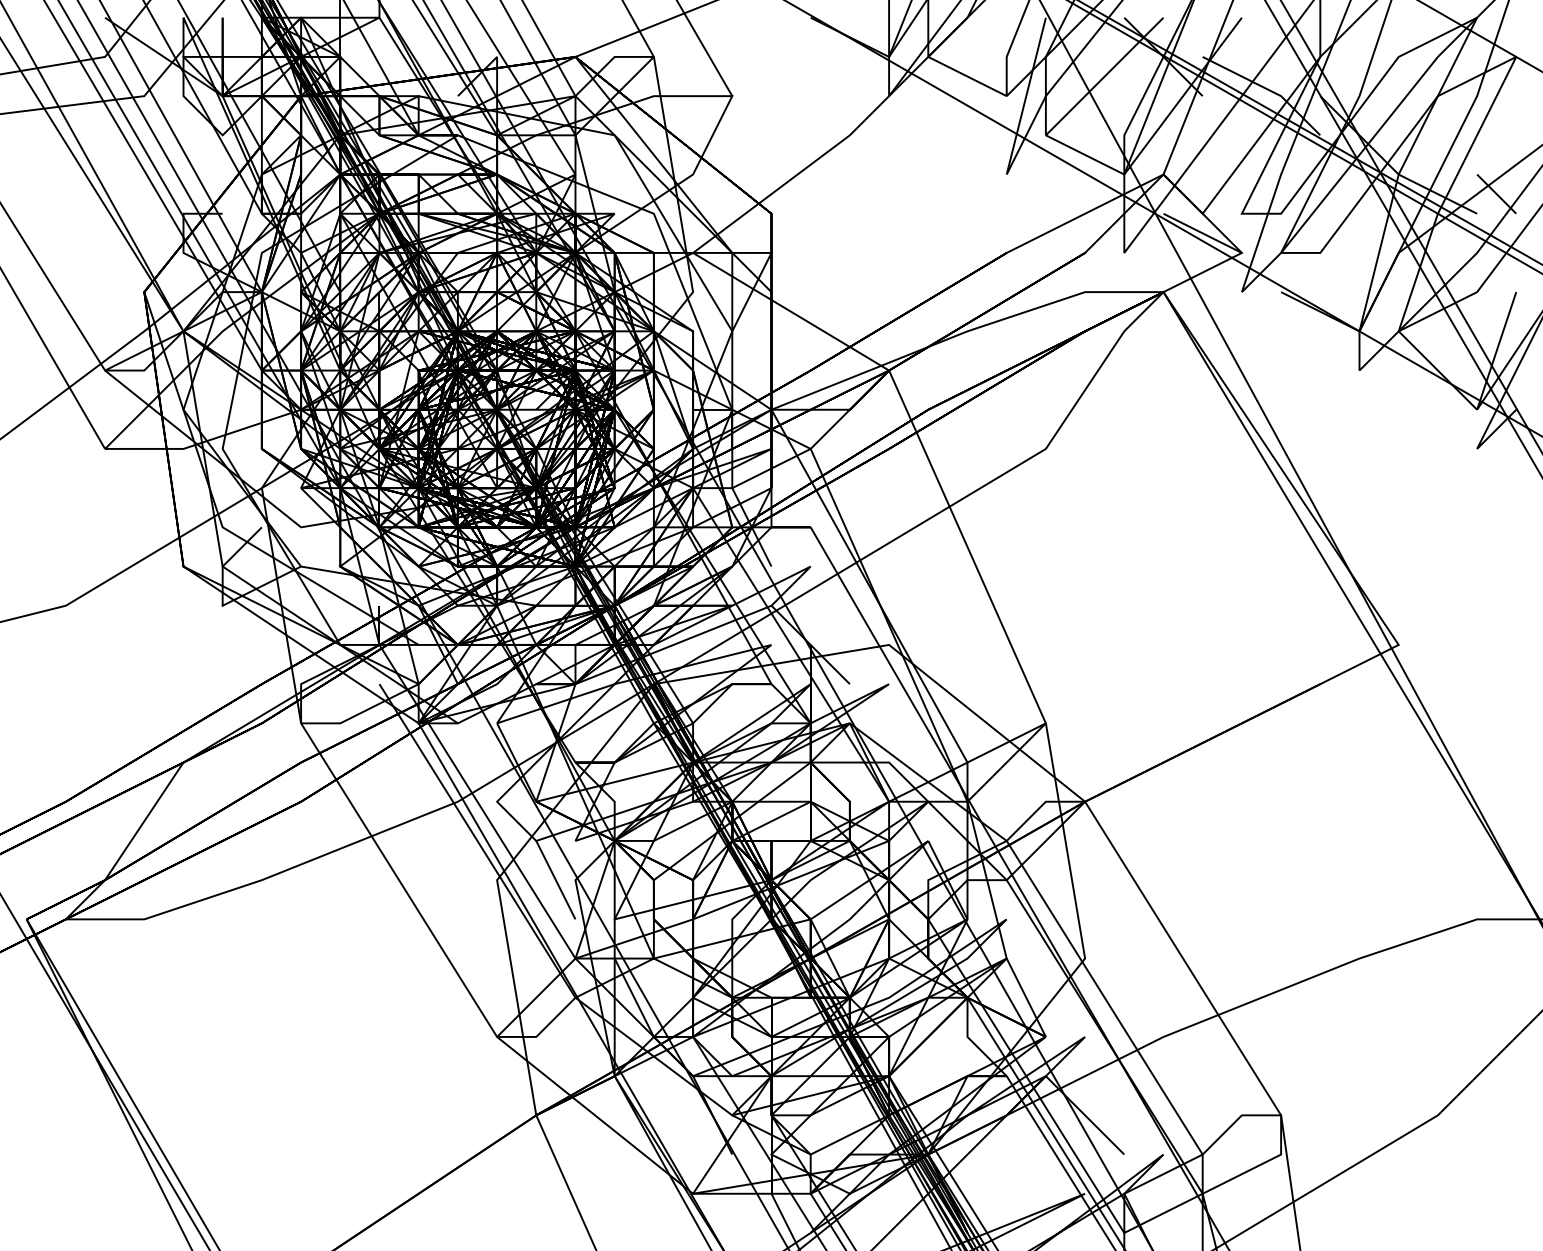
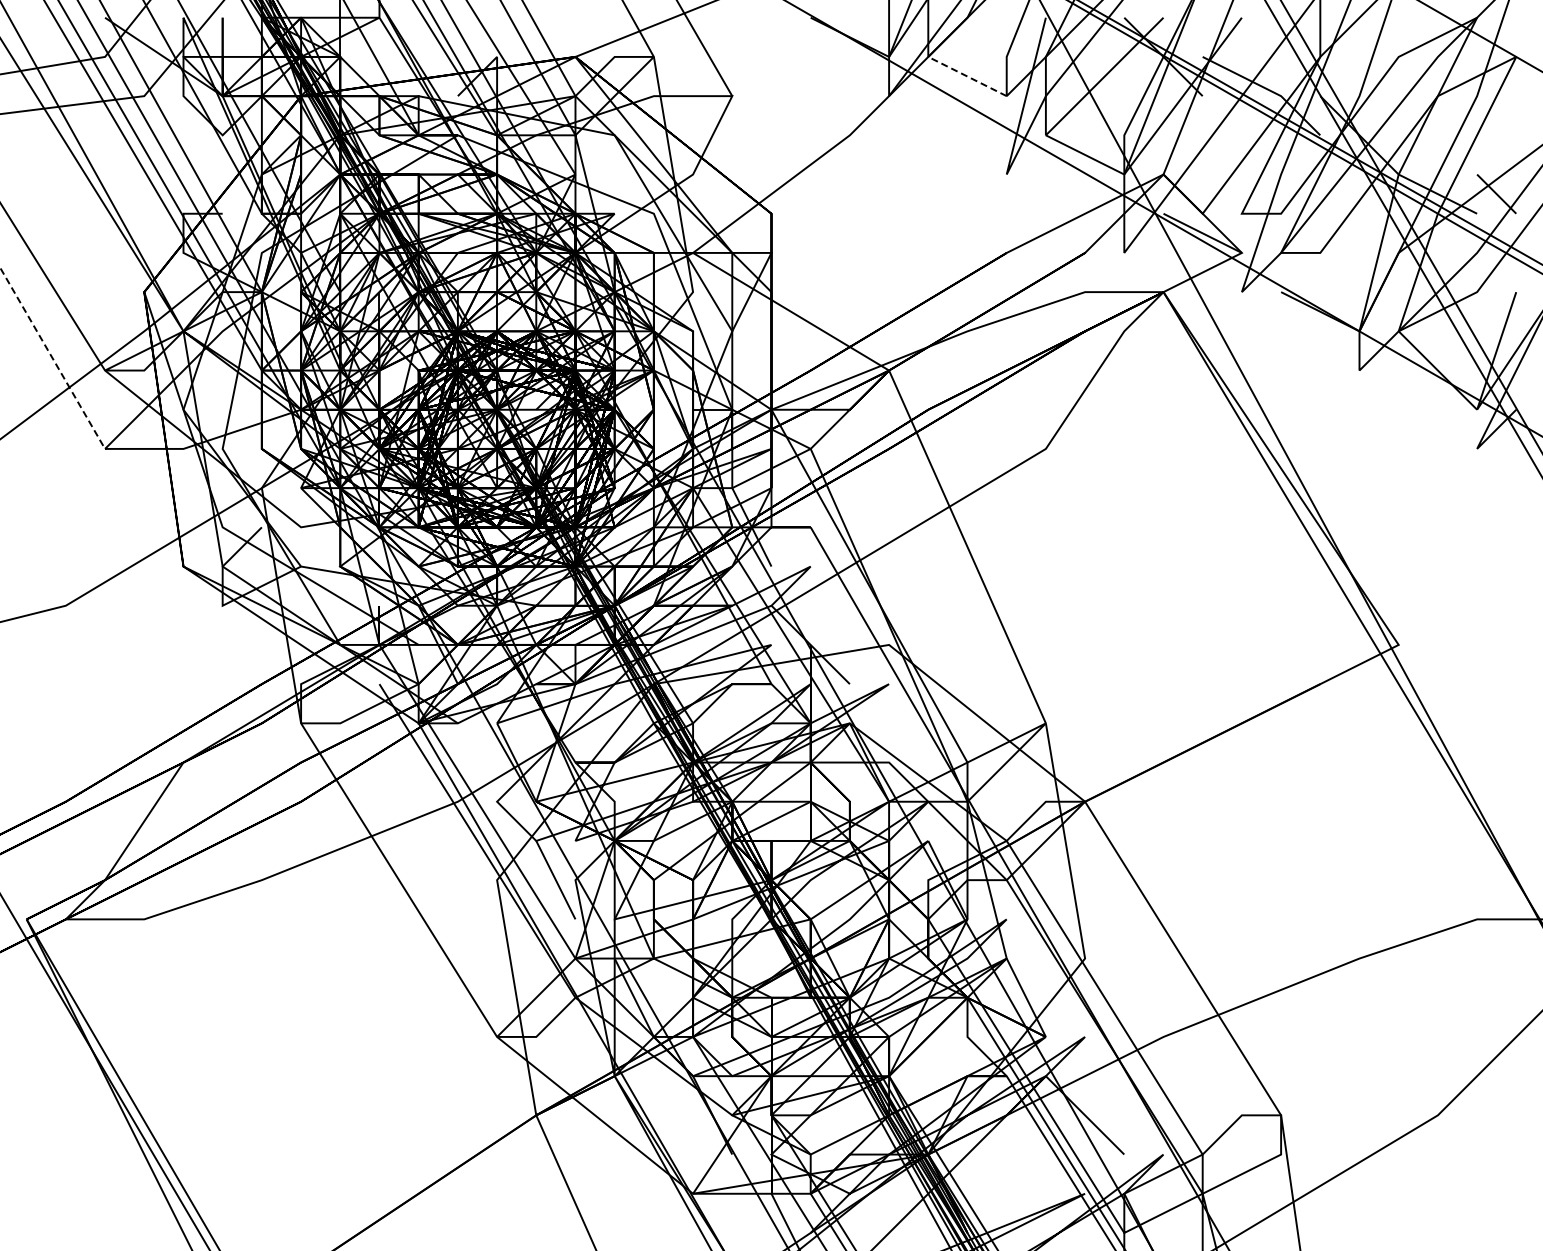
line: solid -> dashed (967, 76)
line: solid -> dashed (52, 358)
